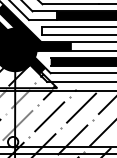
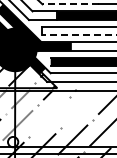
line: solid -> dashed (70, 4)
line: solid -> dashed (78, 35)
line: present -> none (81, 107)
line: present -> none (49, 116)
